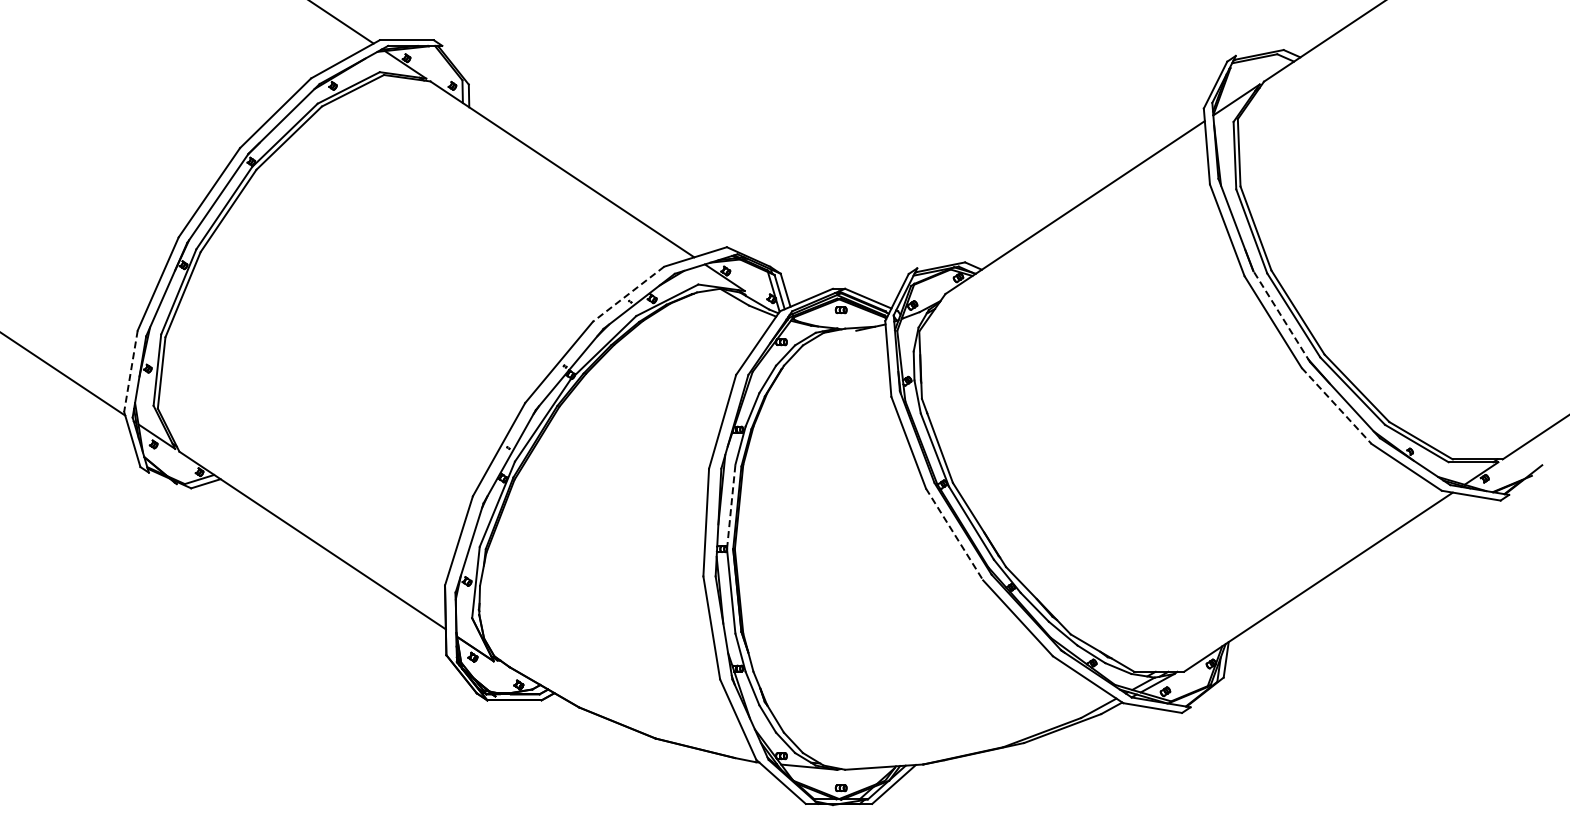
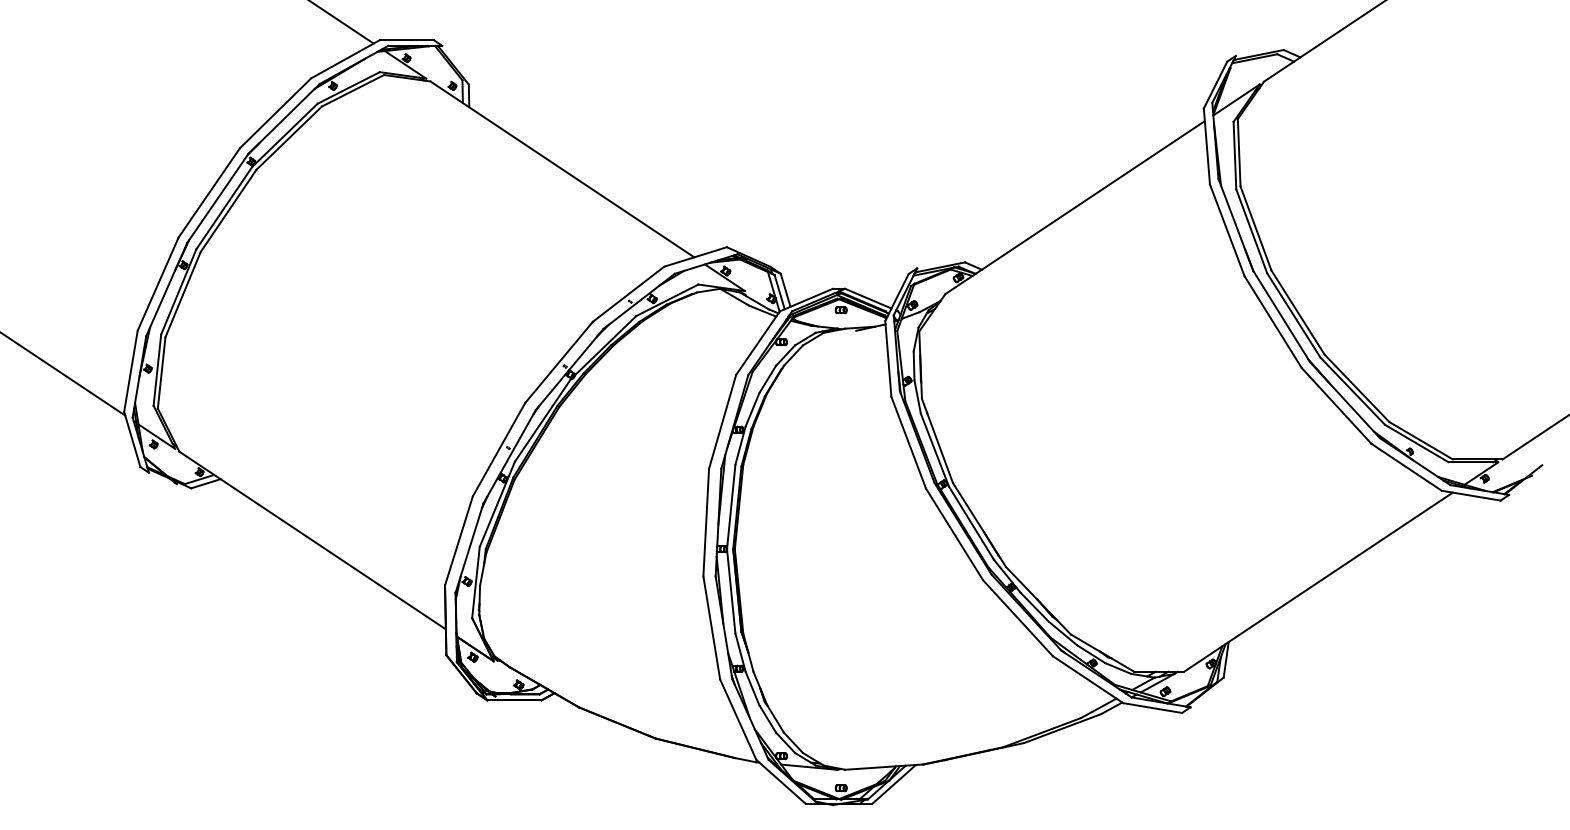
line: dashed -> solid (628, 294)
line: dashed -> solid (1281, 316)
line: dashed -> solid (130, 371)
line: dashed -> solid (1336, 405)
line: dashed -> solid (731, 506)
line: dashed -> solid (954, 534)
